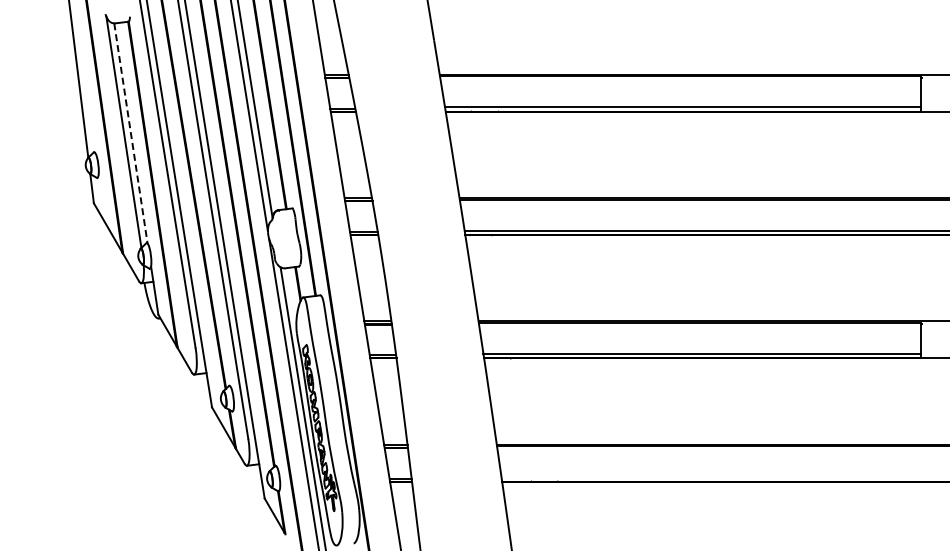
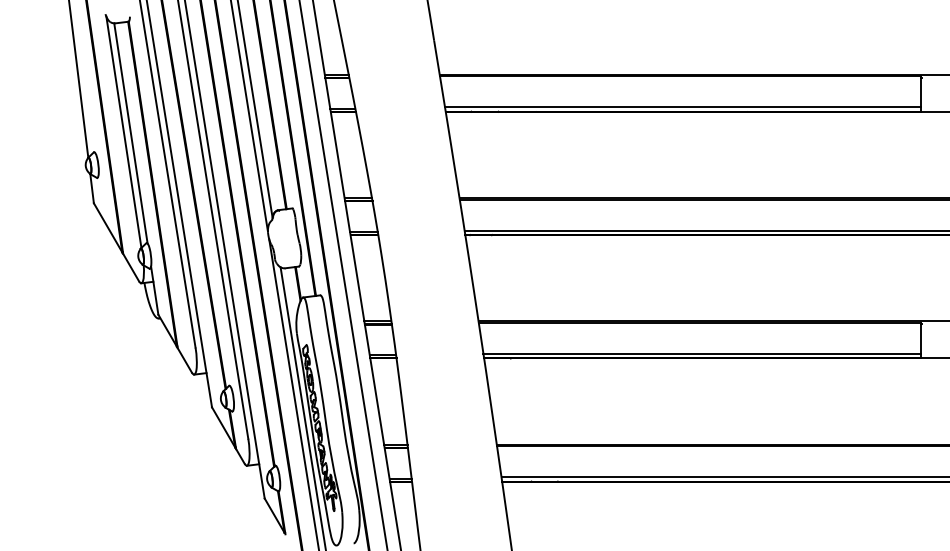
line: dashed -> solid (131, 133)
line: none -> present (343, 274)
line: none -> present (723, 477)
